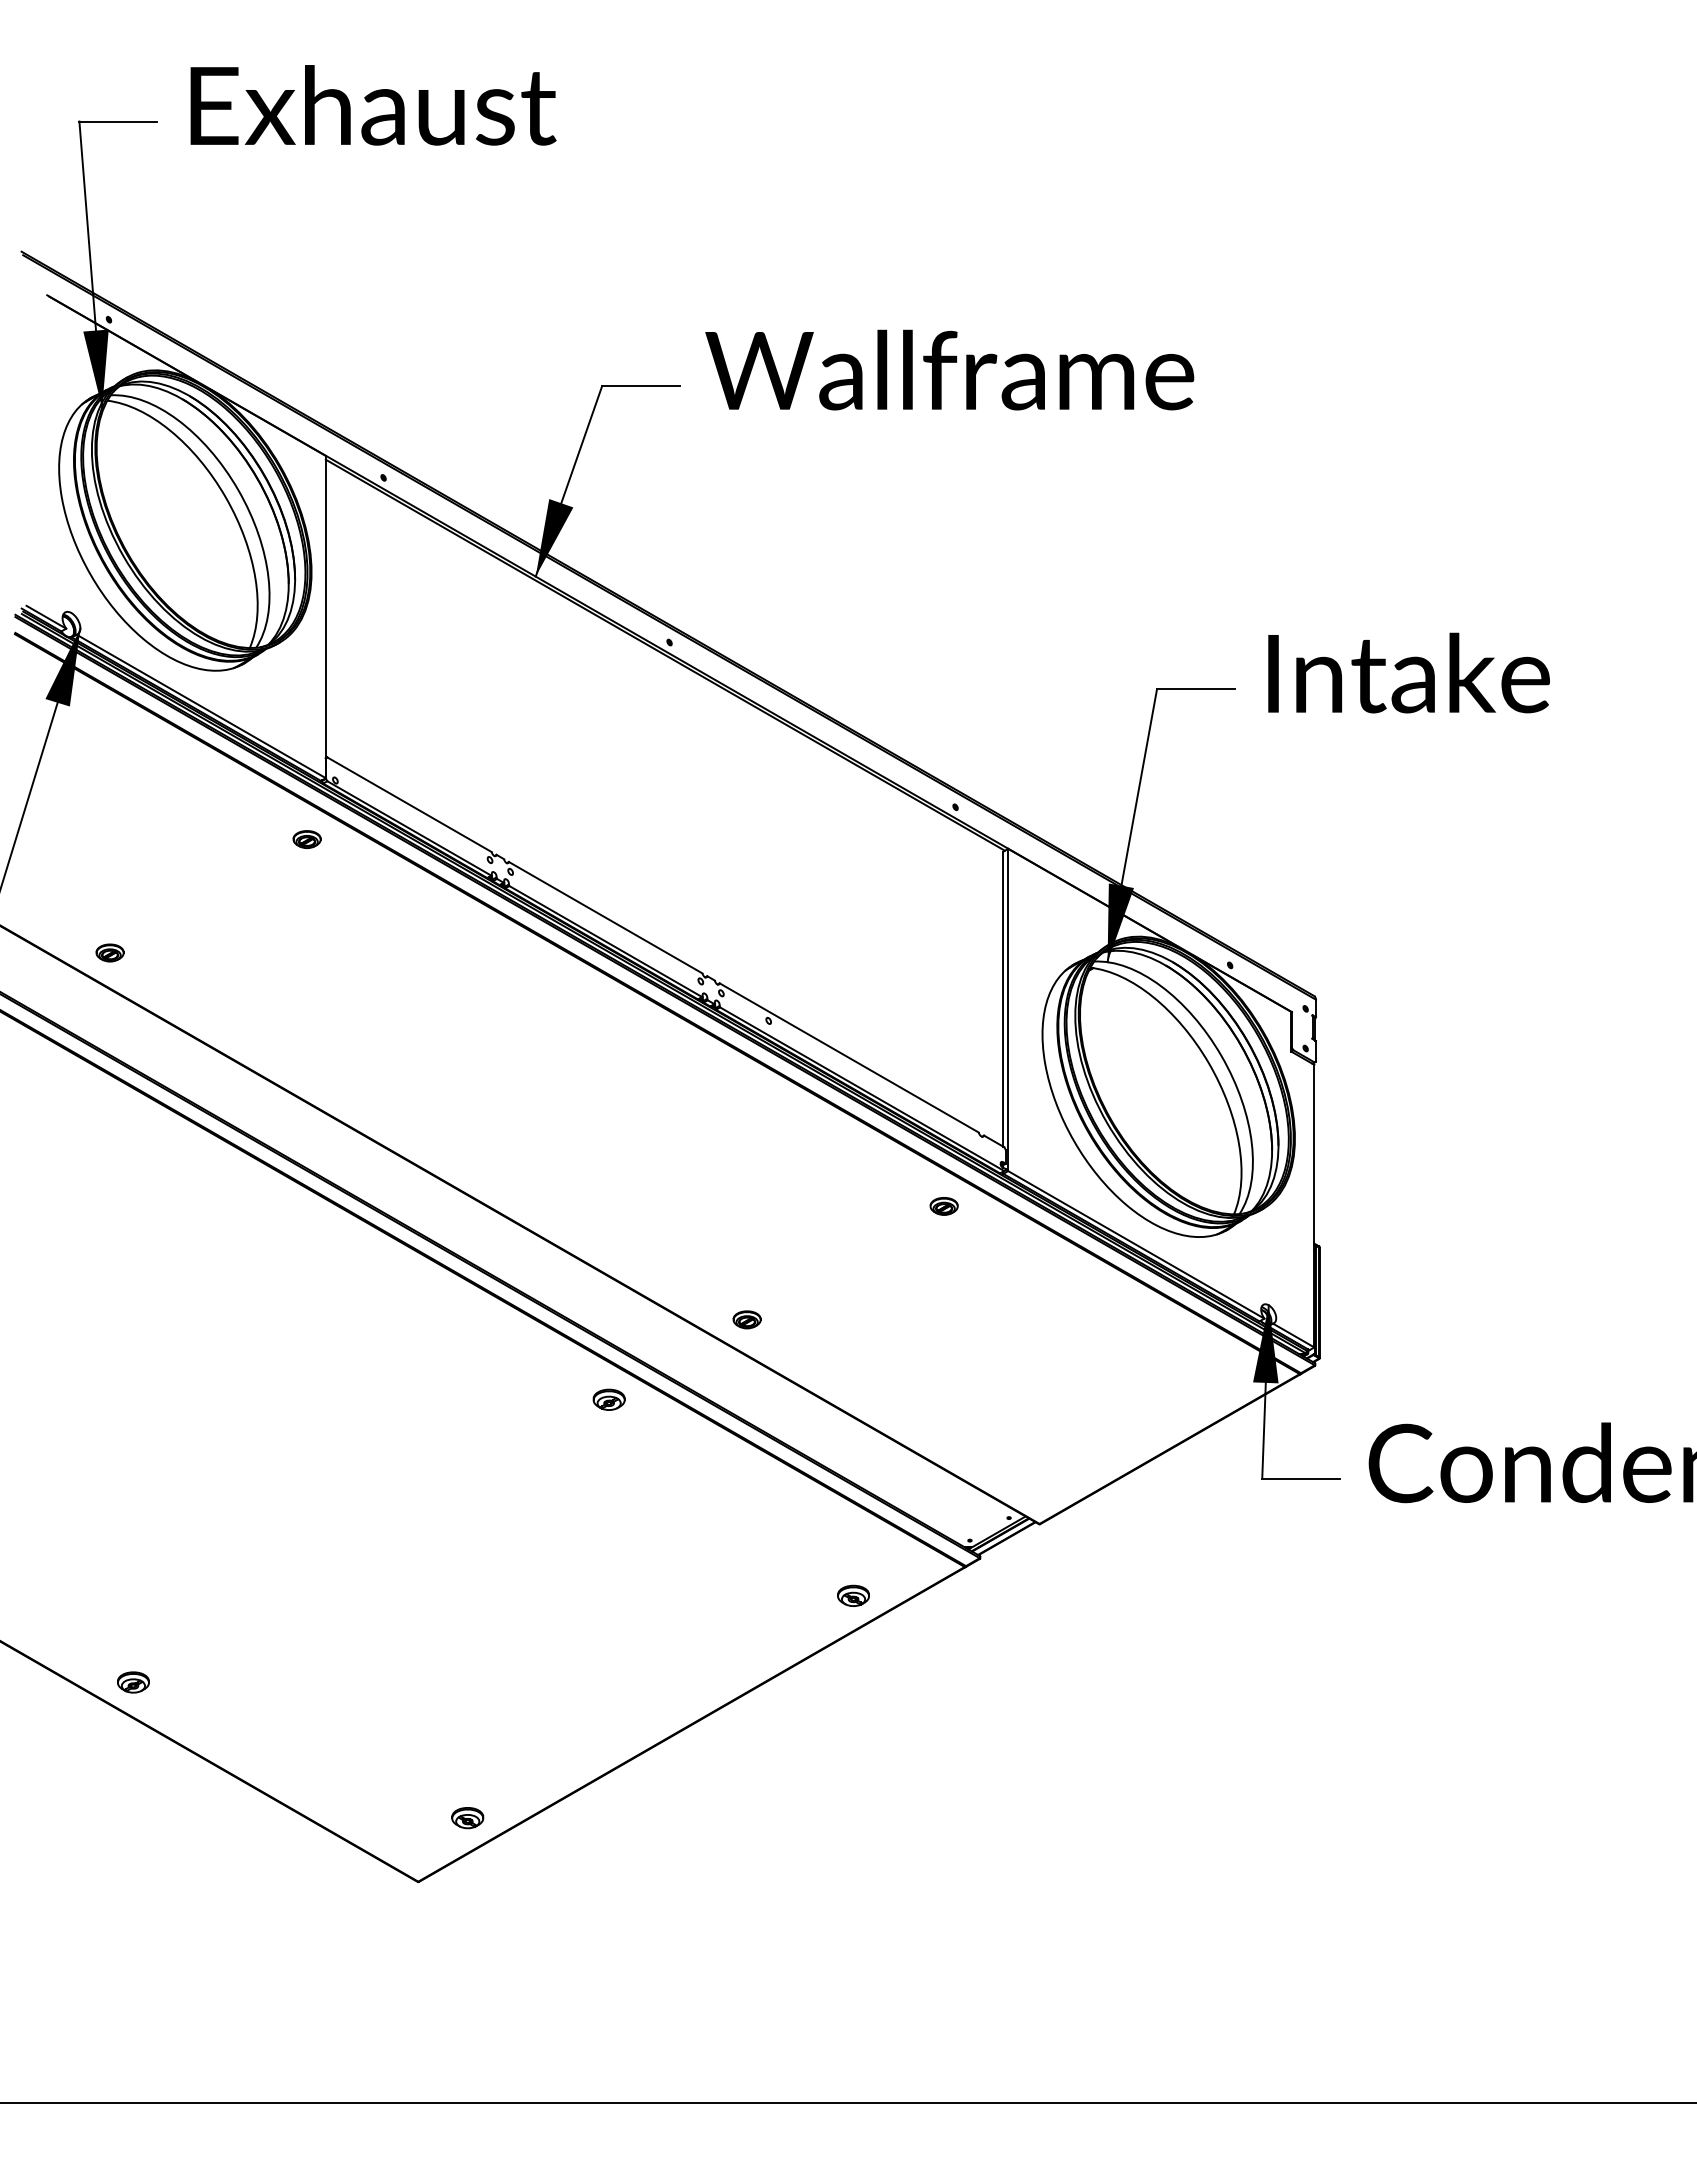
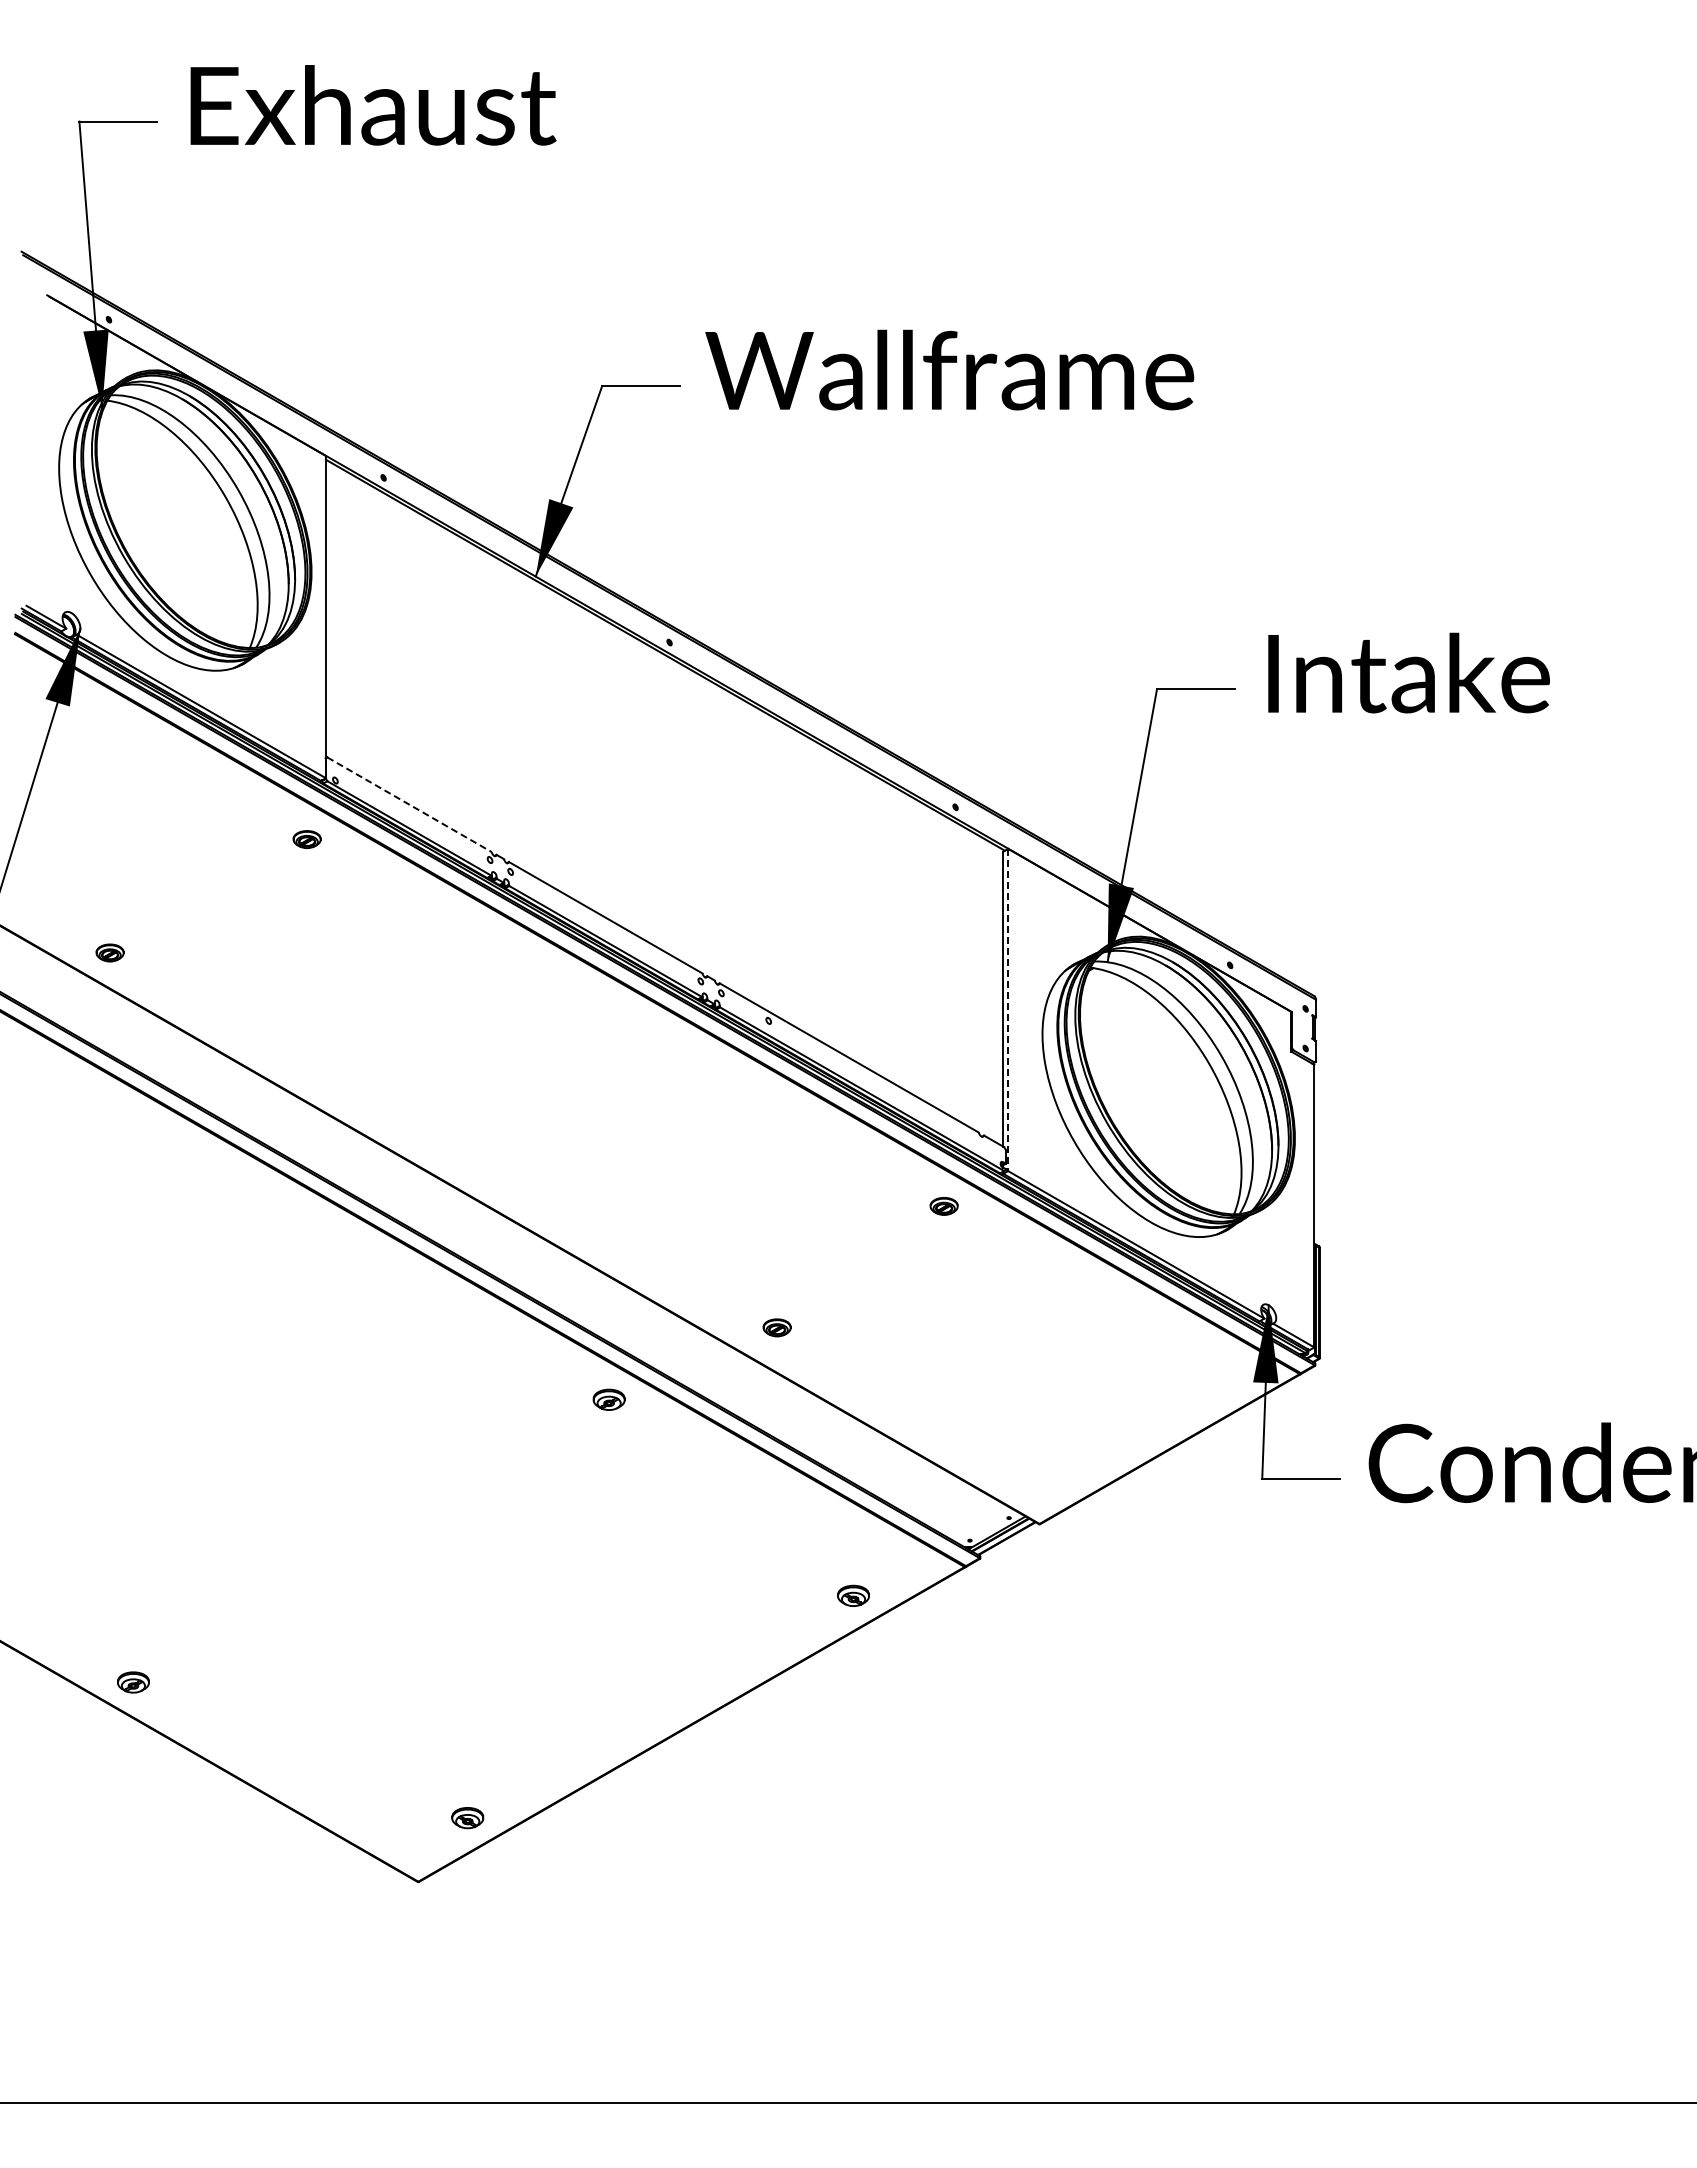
line: solid -> dashed (409, 804)
line: solid -> dashed (1008, 1010)
part position: (746, 1319) -> (776, 1327) (776, 1327)
